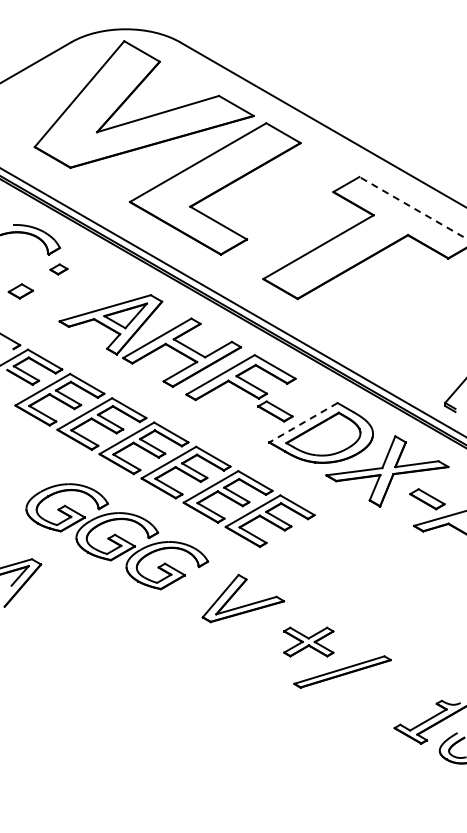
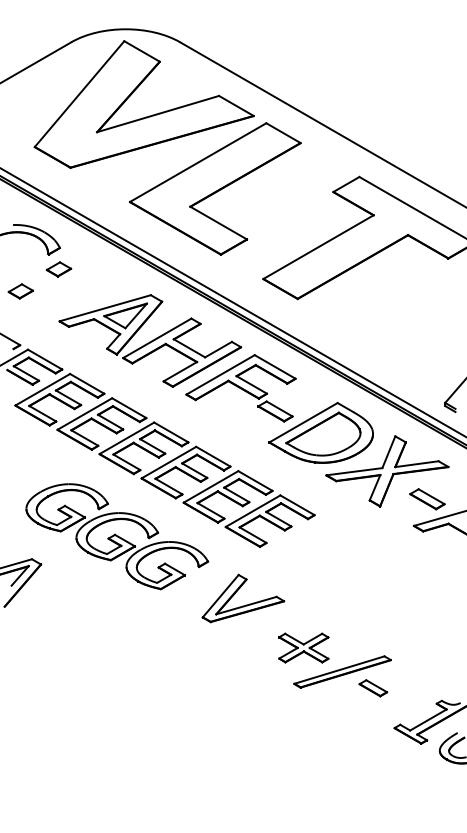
line: dashed -> solid (413, 207)
part size: 20x13 px -> 28x17 px (58, 269)
line: dashed -> solid (303, 422)
part position: (308, 641) -> (303, 647) (303, 647)
part: none -> present (373, 688)
